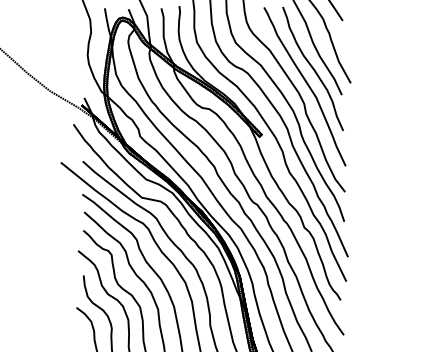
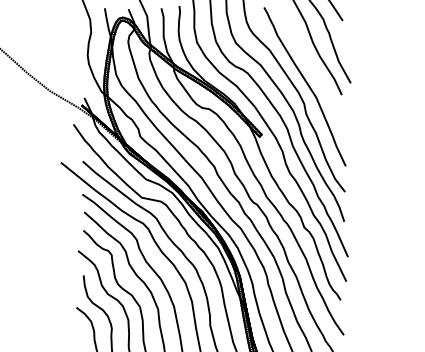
part: present -> none (312, 68)
